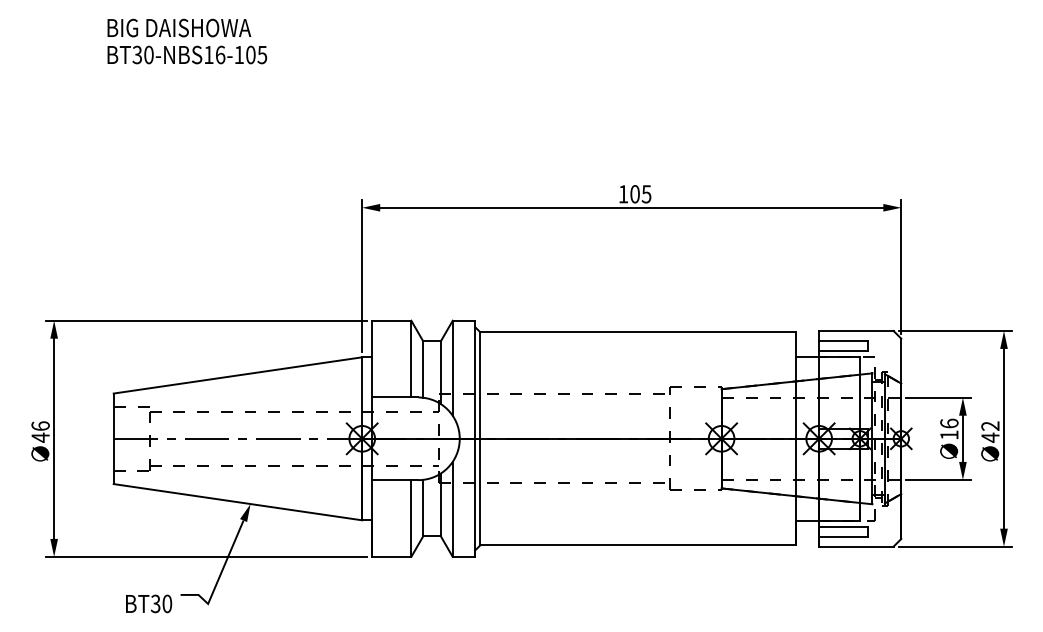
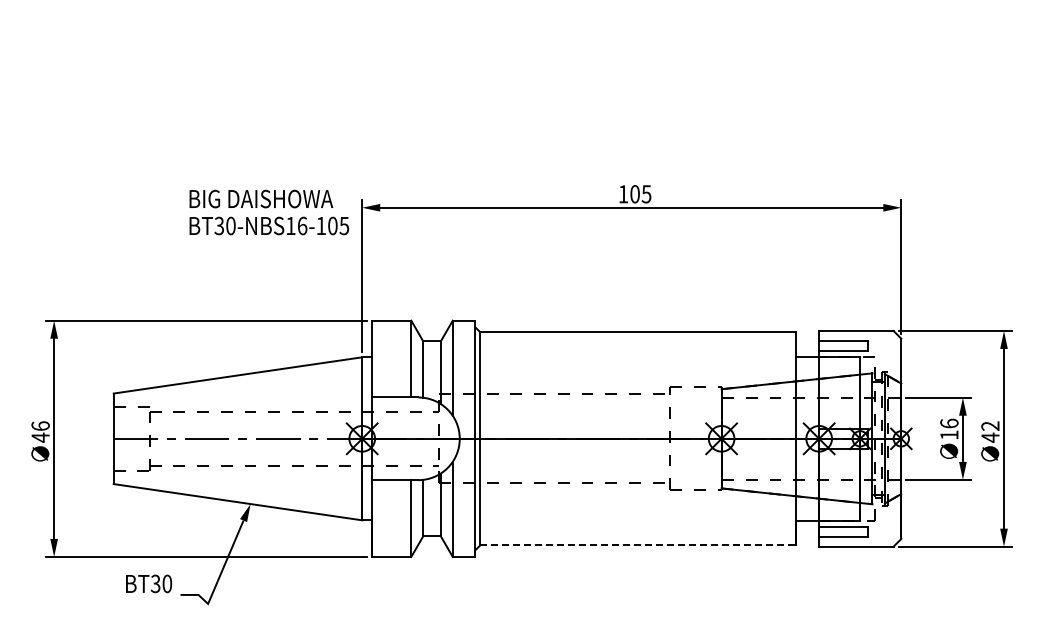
text position: (187, 41) -> (269, 212) (269, 212)
line: solid -> dashed (638, 545)
text position: (149, 603) -> (149, 583) (149, 583)
